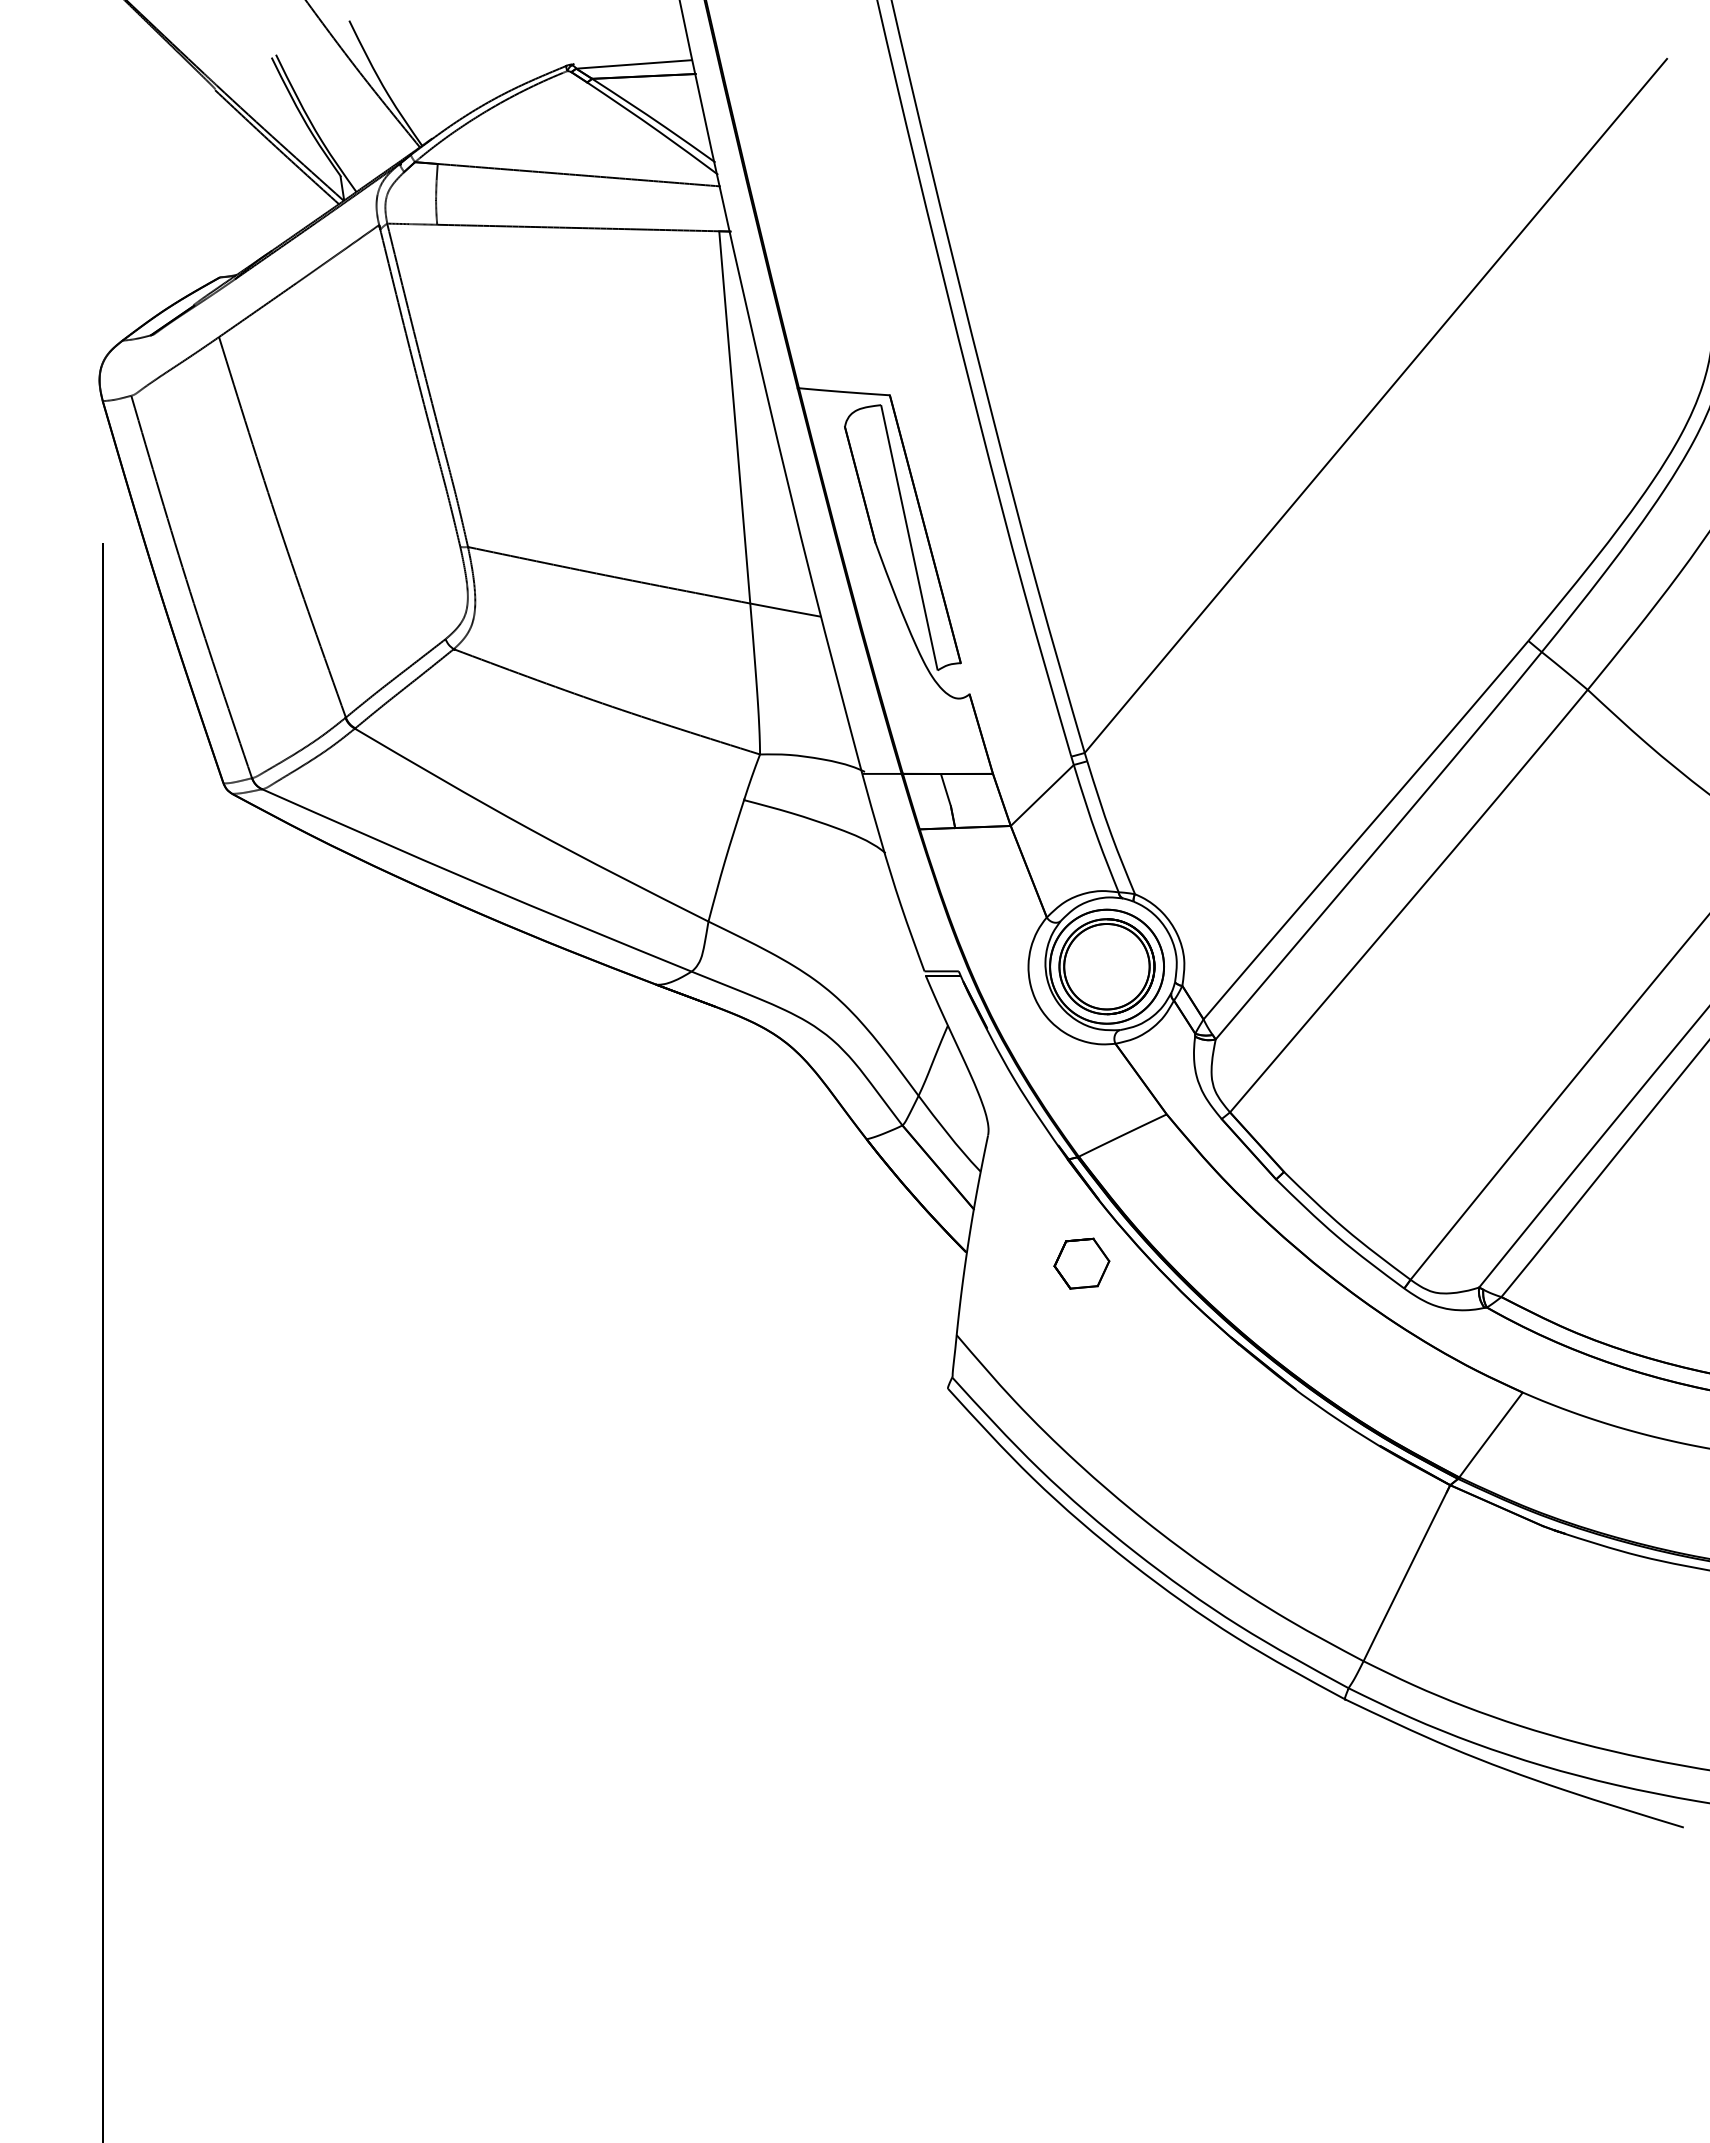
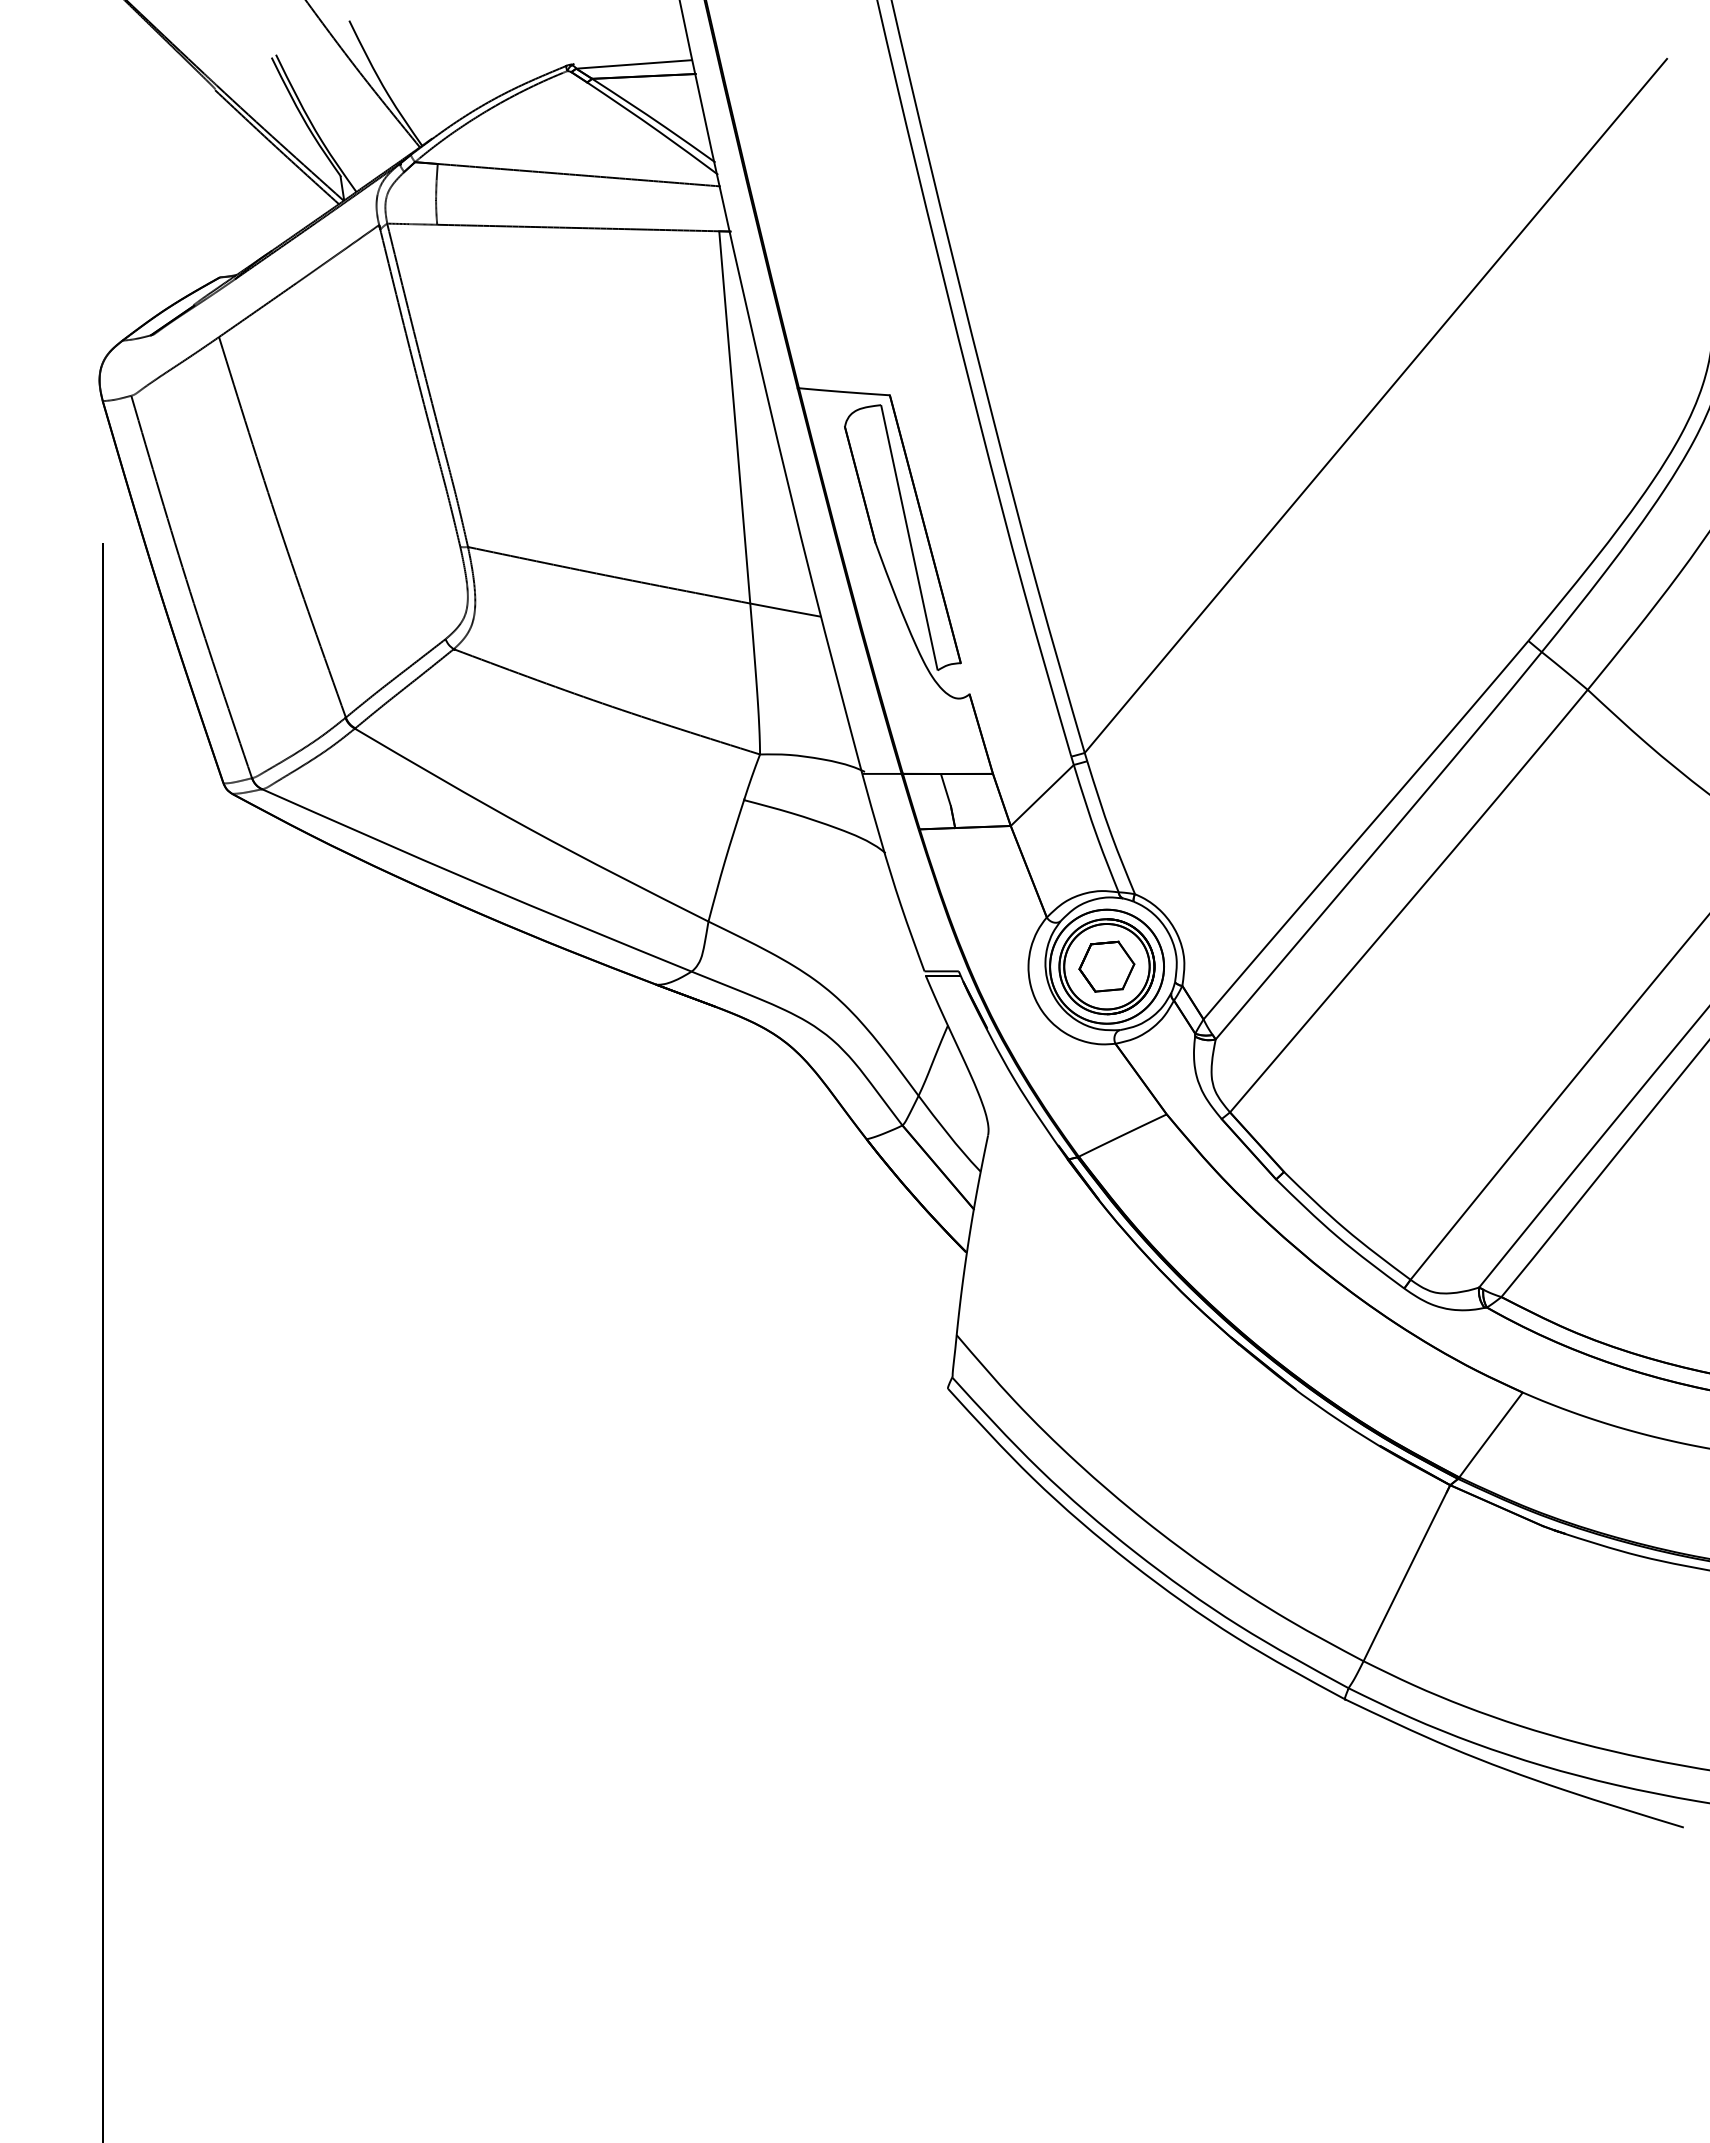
part position: (1081, 1263) -> (1106, 966) (1106, 966)
